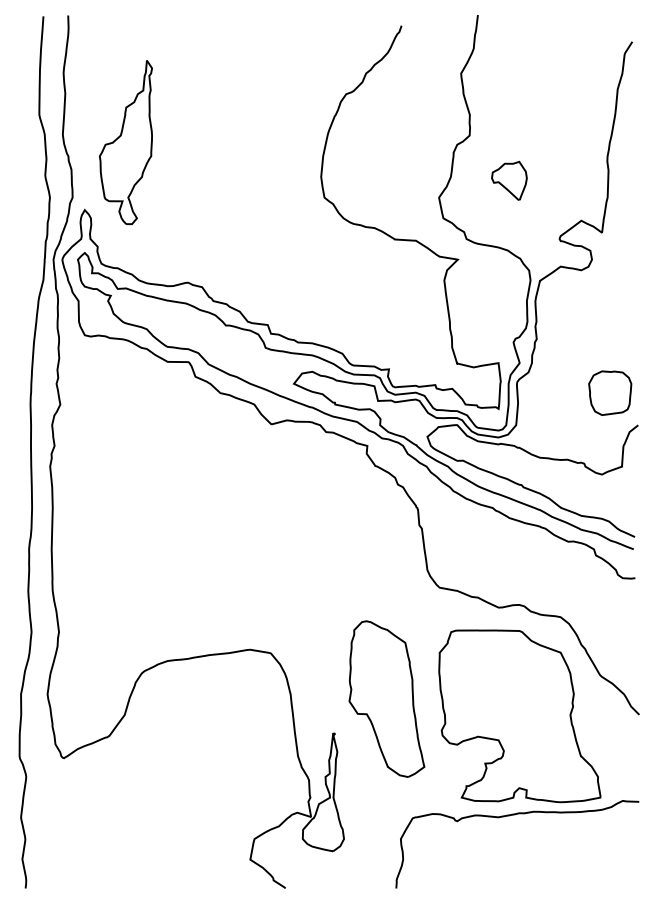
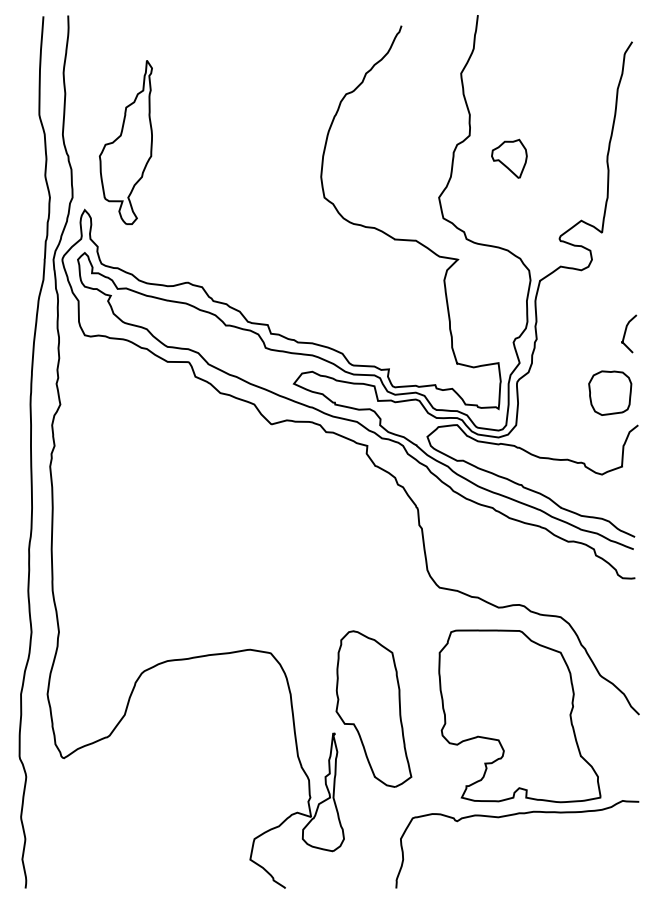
part position: (509, 180) -> (509, 158) (509, 158)
curve: none -> present (626, 331)
part position: (386, 698) -> (373, 708) (373, 708)
